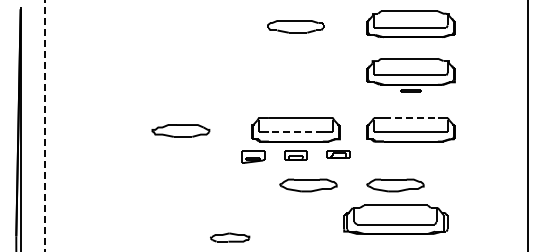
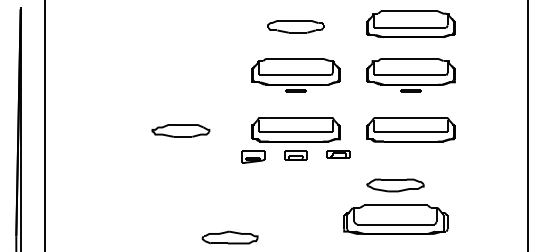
part: none -> present (295, 75)
line: dashed -> solid (411, 118)
line: dashed -> solid (44, 126)
line: dashed -> solid (295, 132)
part: present -> none (308, 185)
part size: 41x11 px -> 58x15 px (229, 237)
